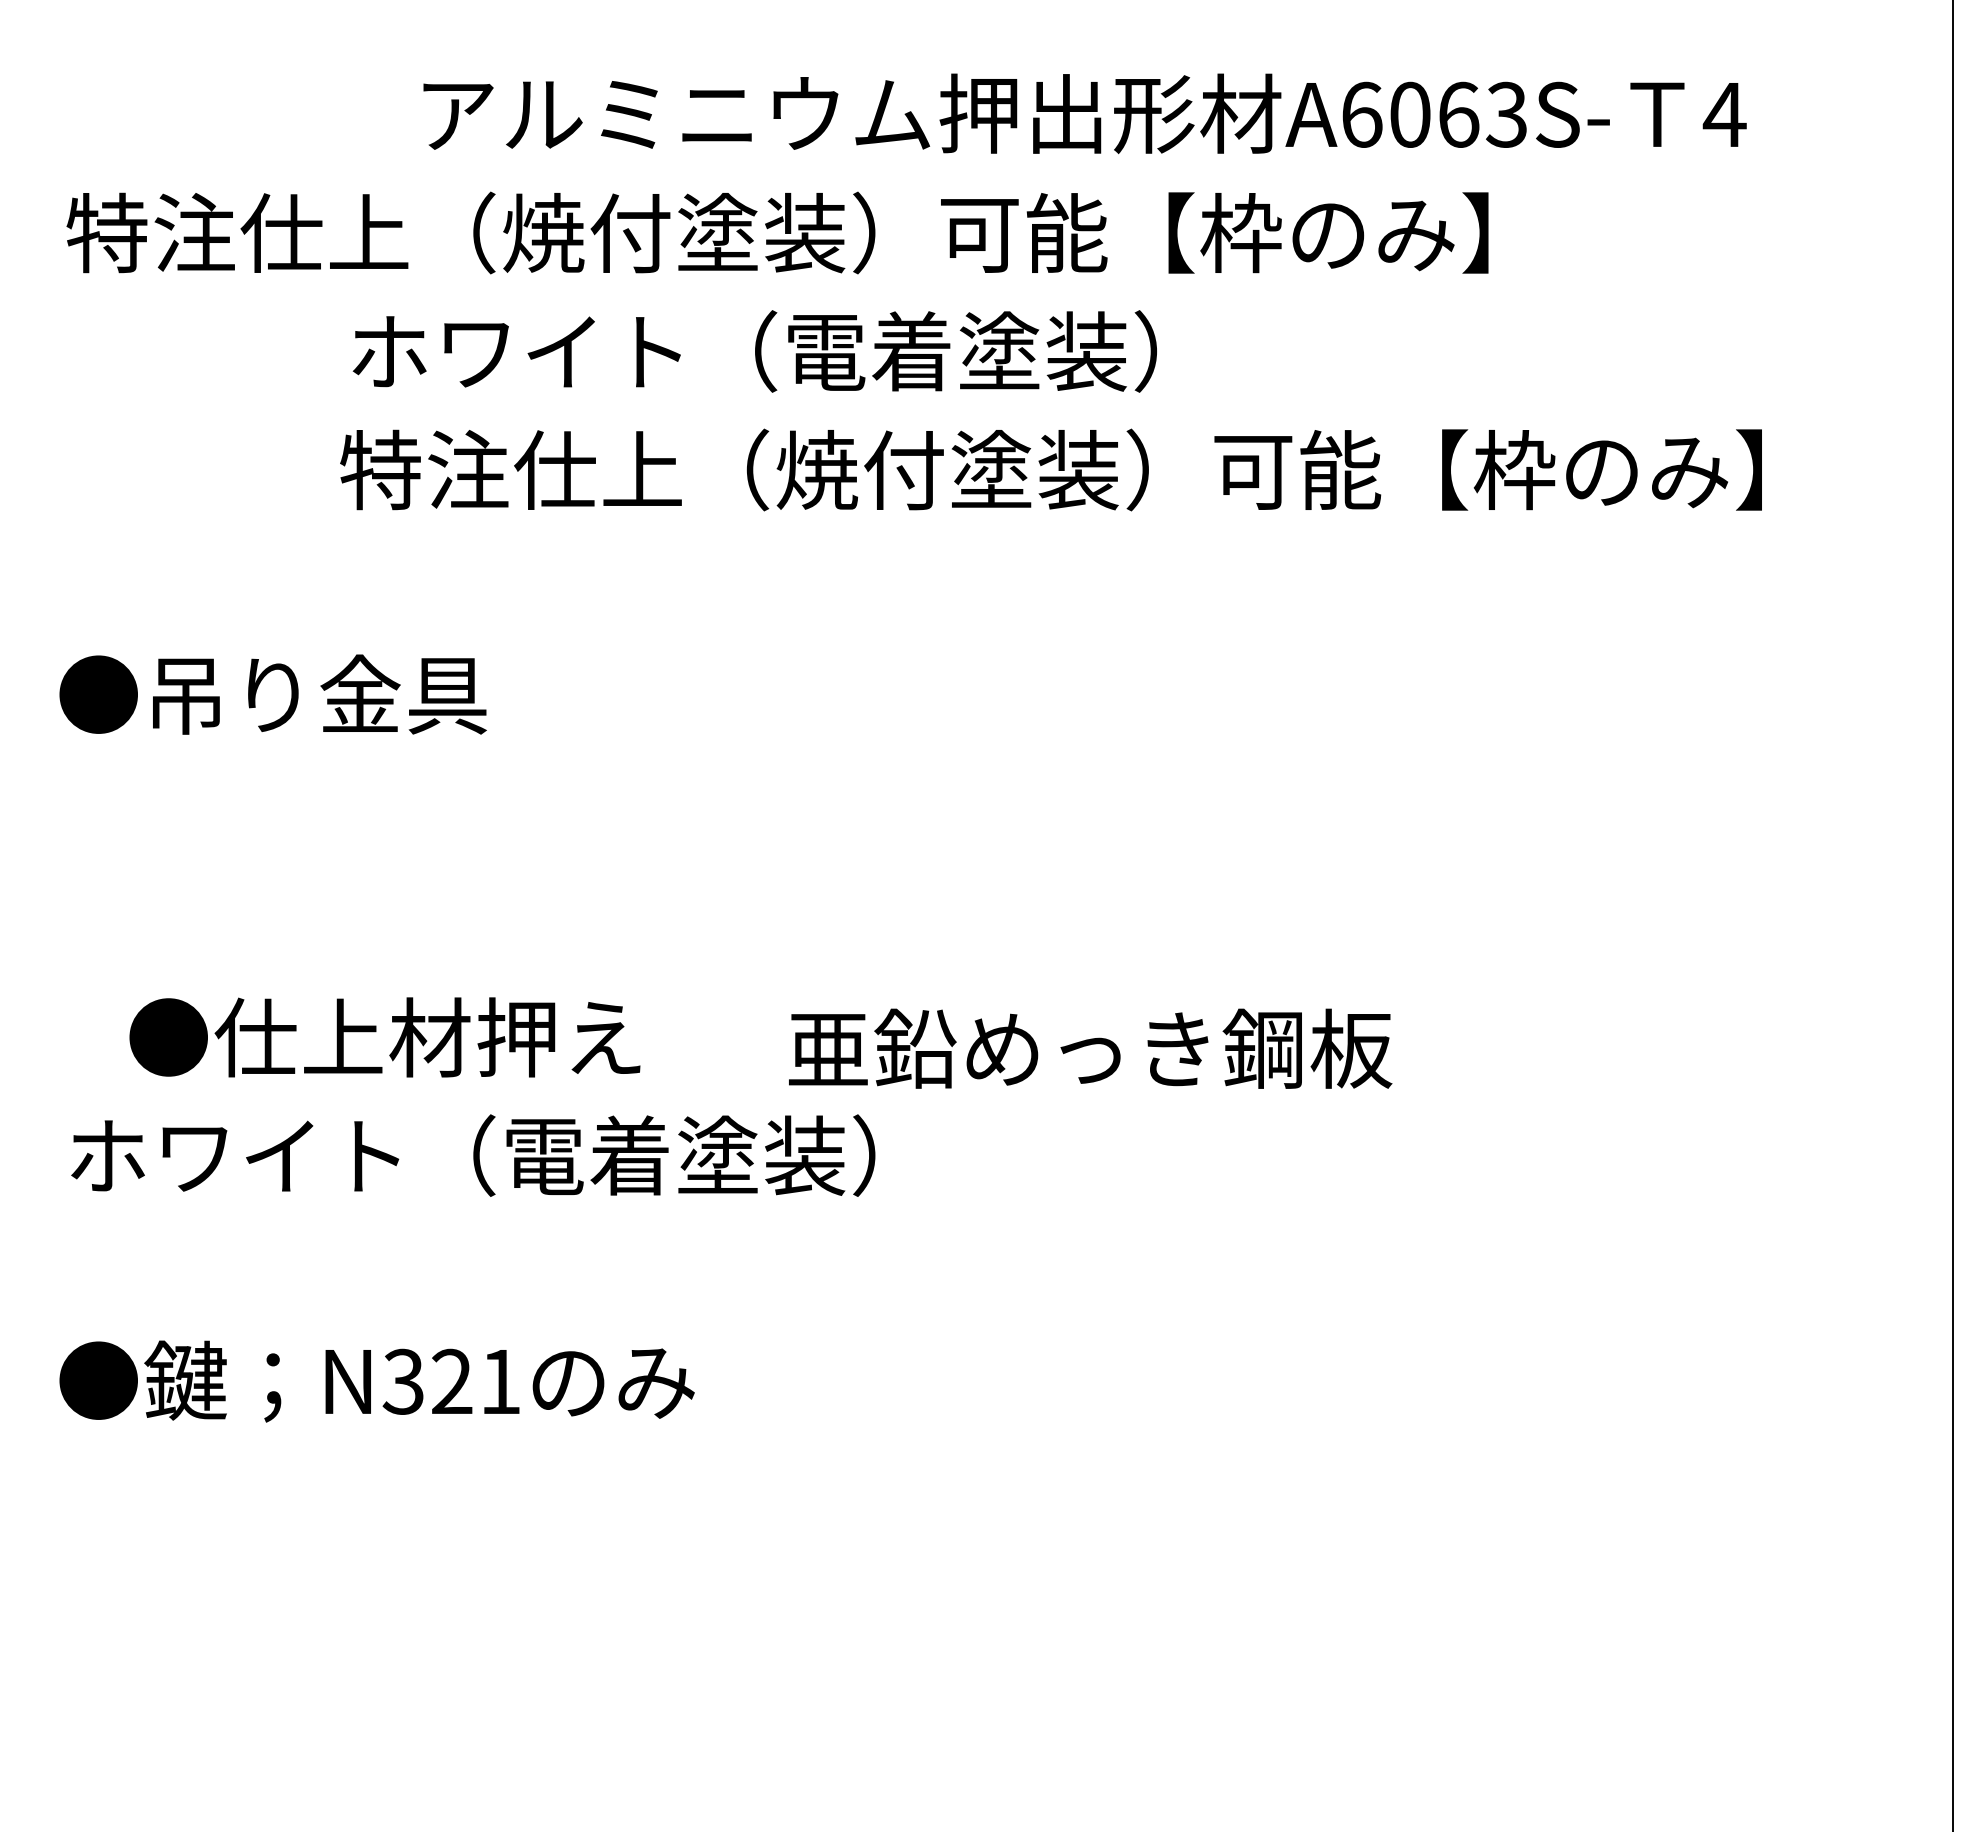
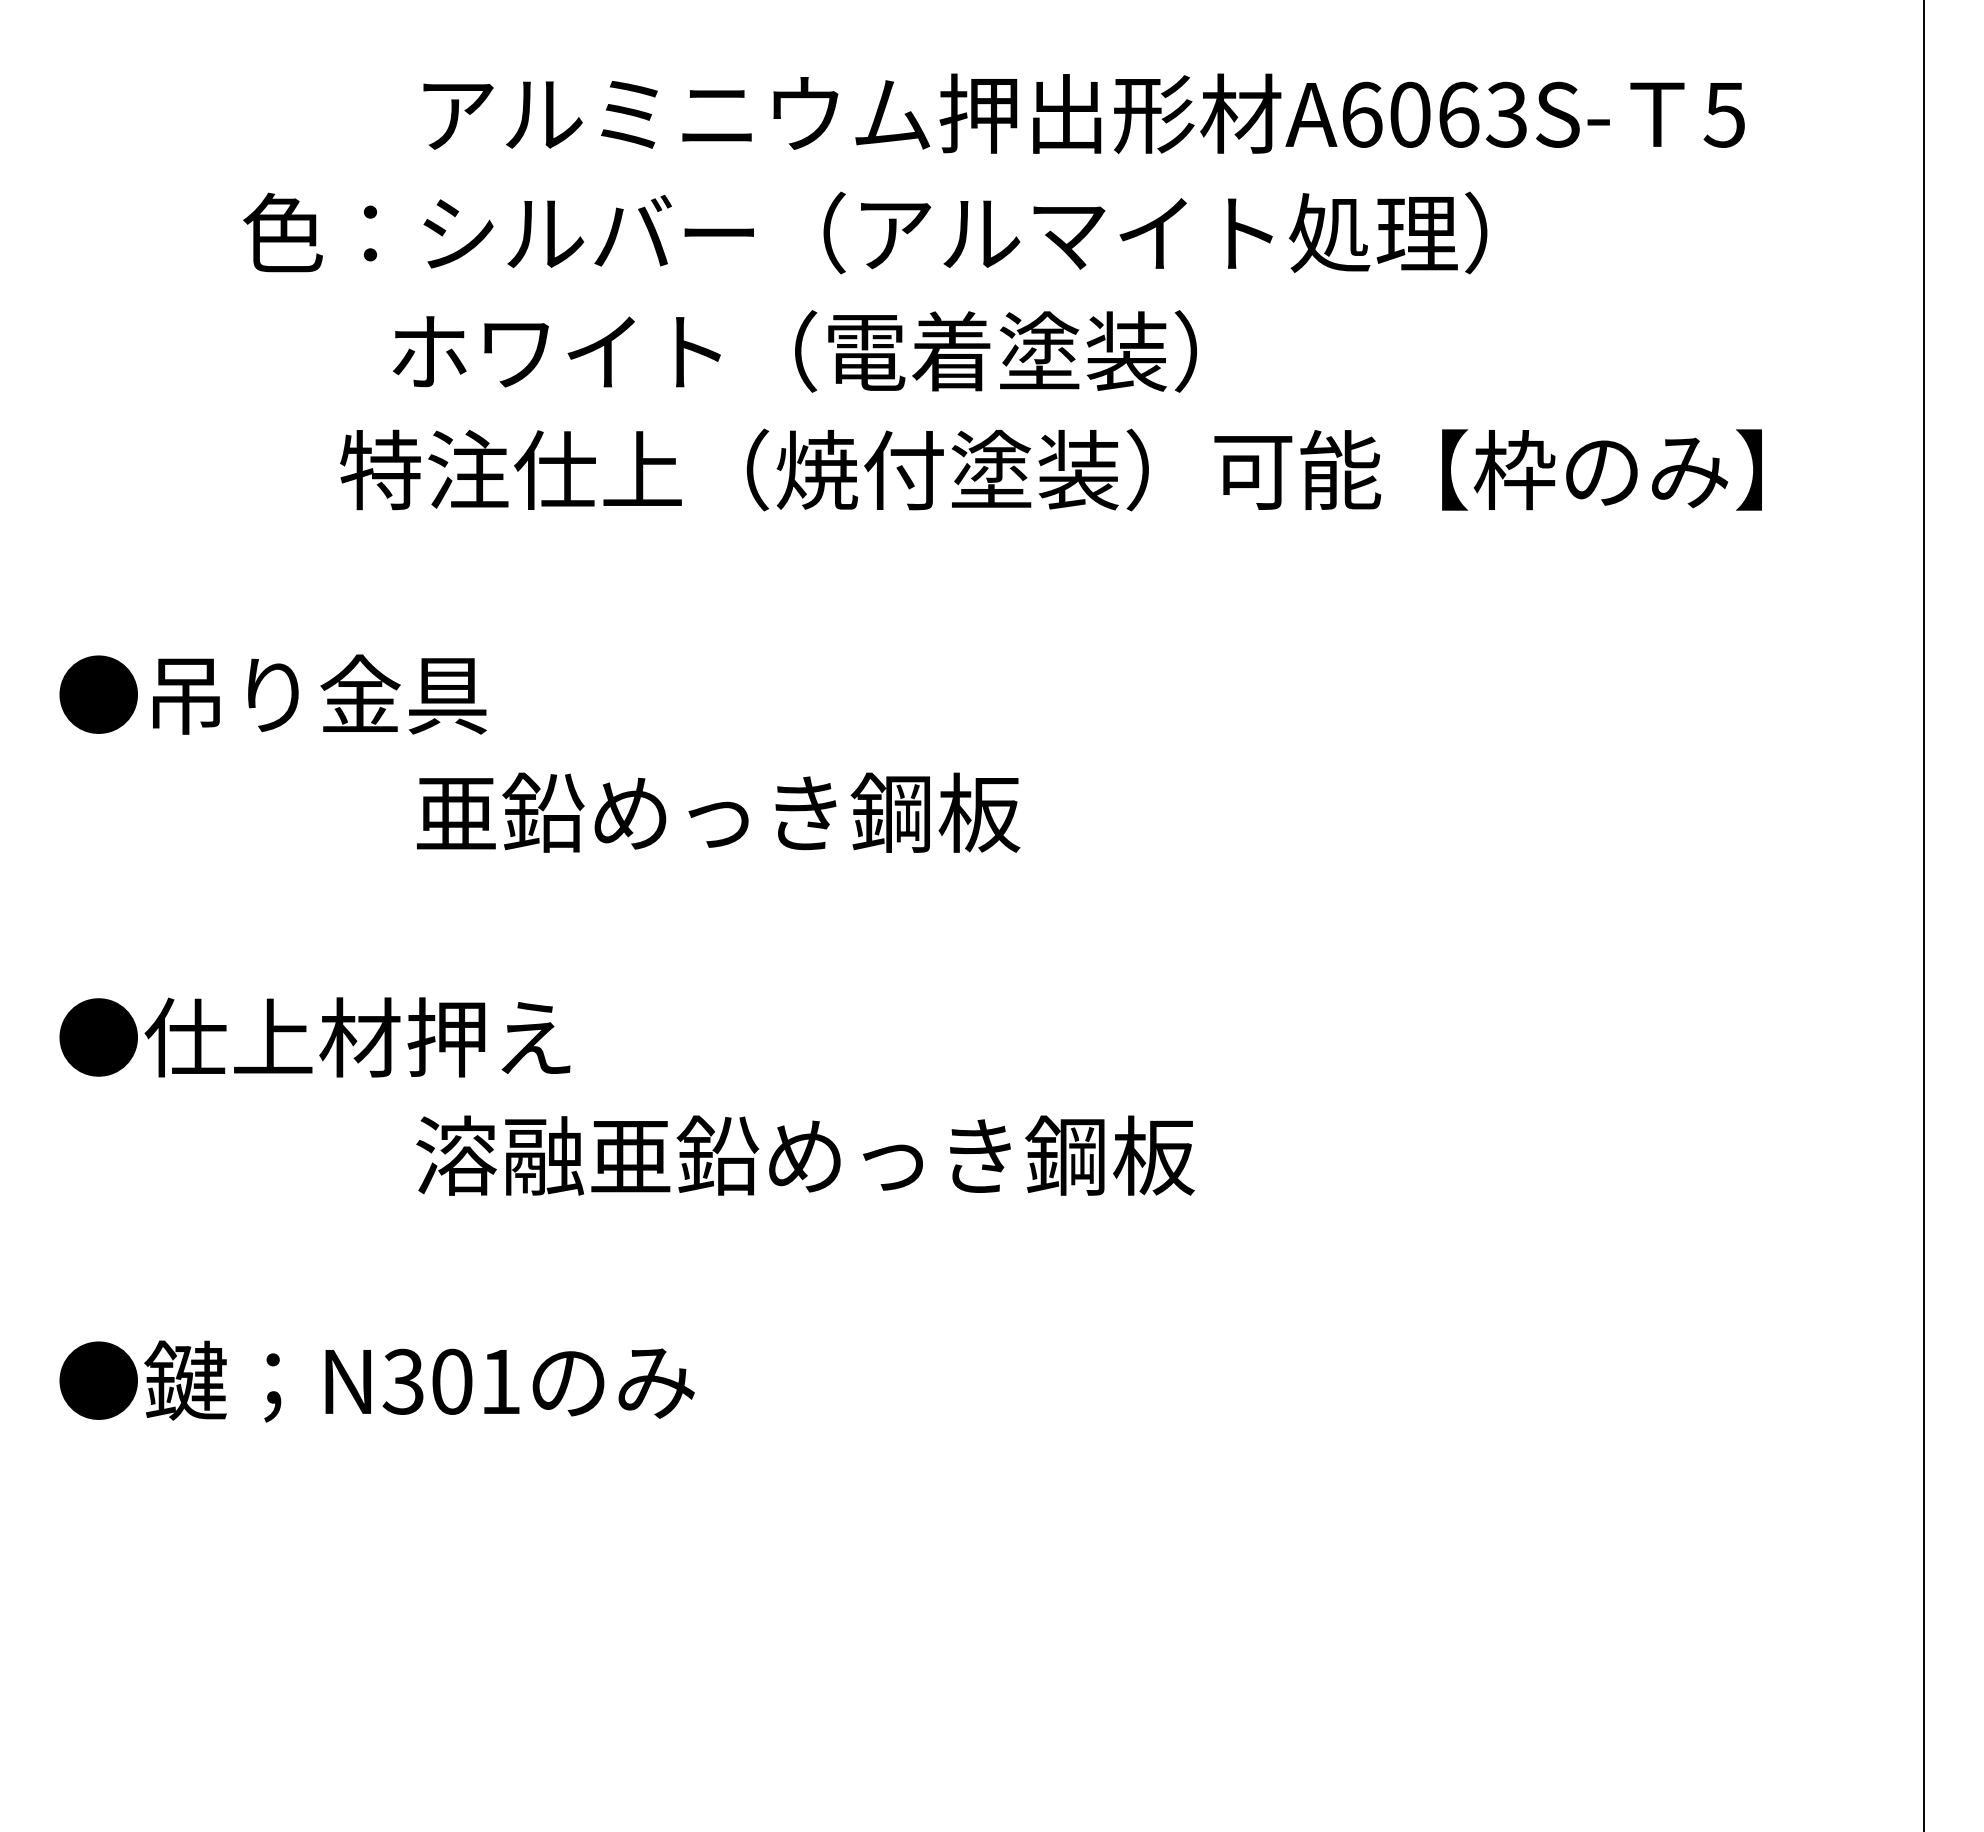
text: 4 -> 5 (1724, 115)
text: 特注仕上（焼付塗装）可能【枠のみ】 -> 色：シルバー（アルマイト処理） (777, 232)
text position: (754, 351) -> (794, 351) (794, 351)
line position: (1953, 915) -> (1924, 915) (1924, 915)
text position: (384, 1037) -> (314, 1037) (314, 1037)
text position: (1090, 1048) -> (718, 812) (718, 812)
text: ホワイト（電着塗装） -> 溶融亜鉛めっき鋼板 (632, 1155)
text: N321 -> N301 (452, 1381)
